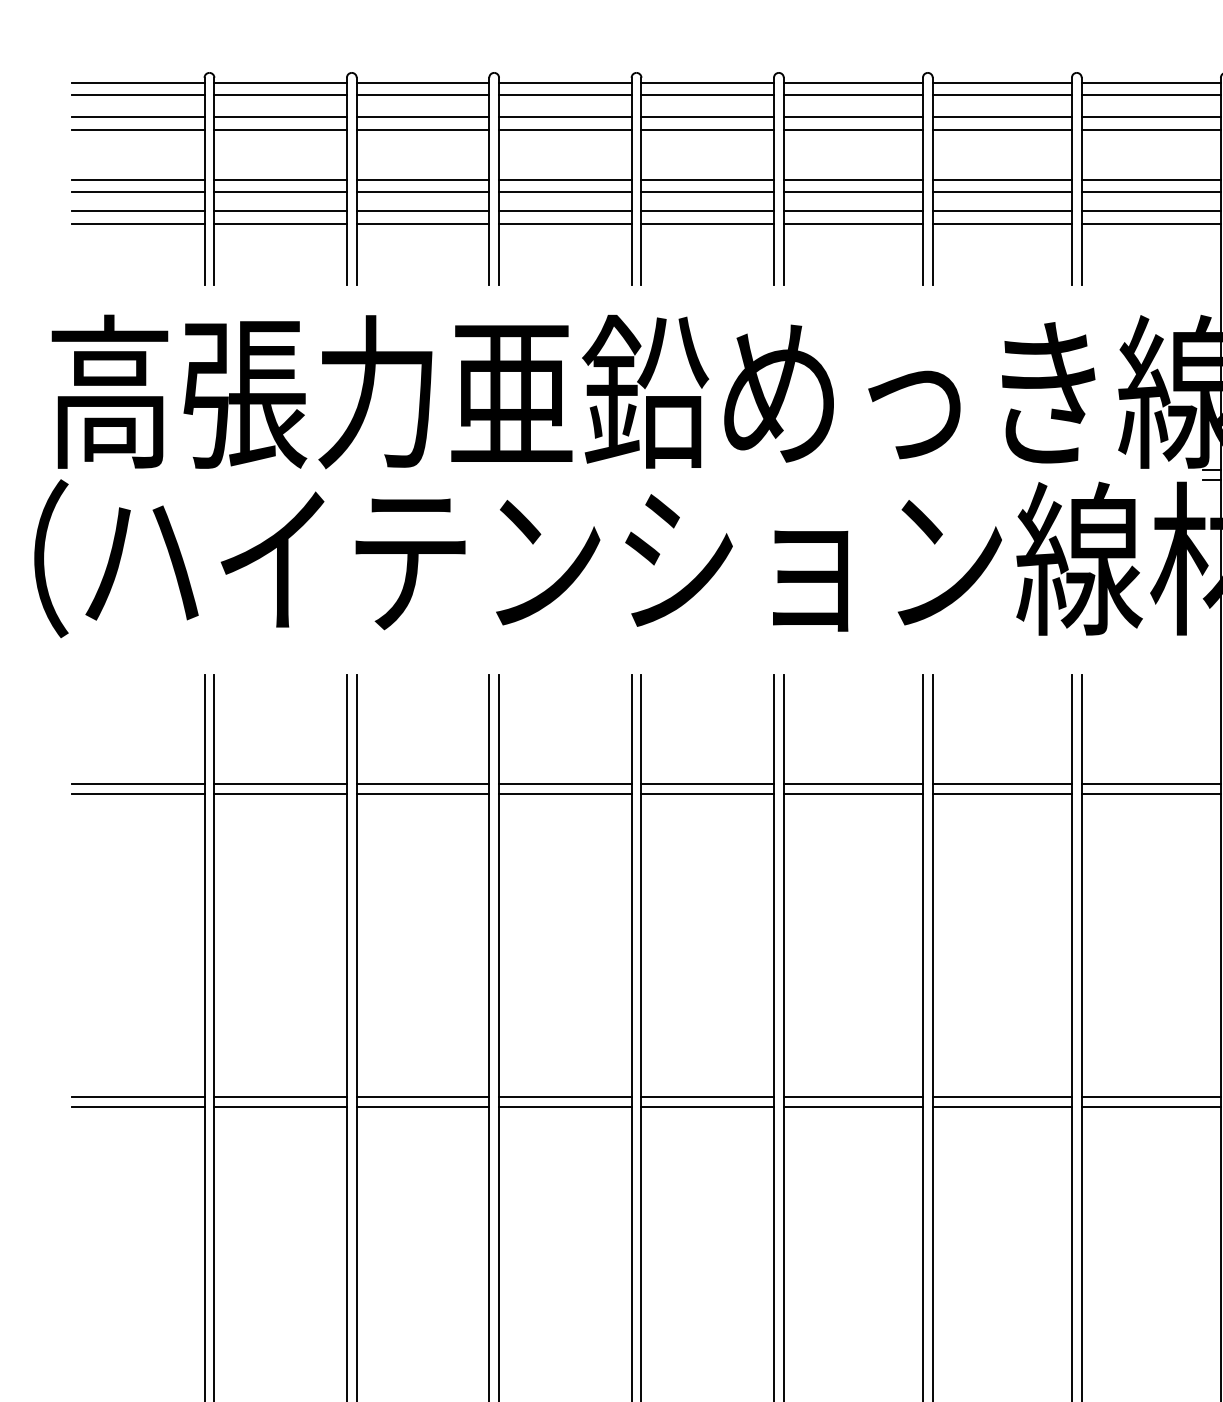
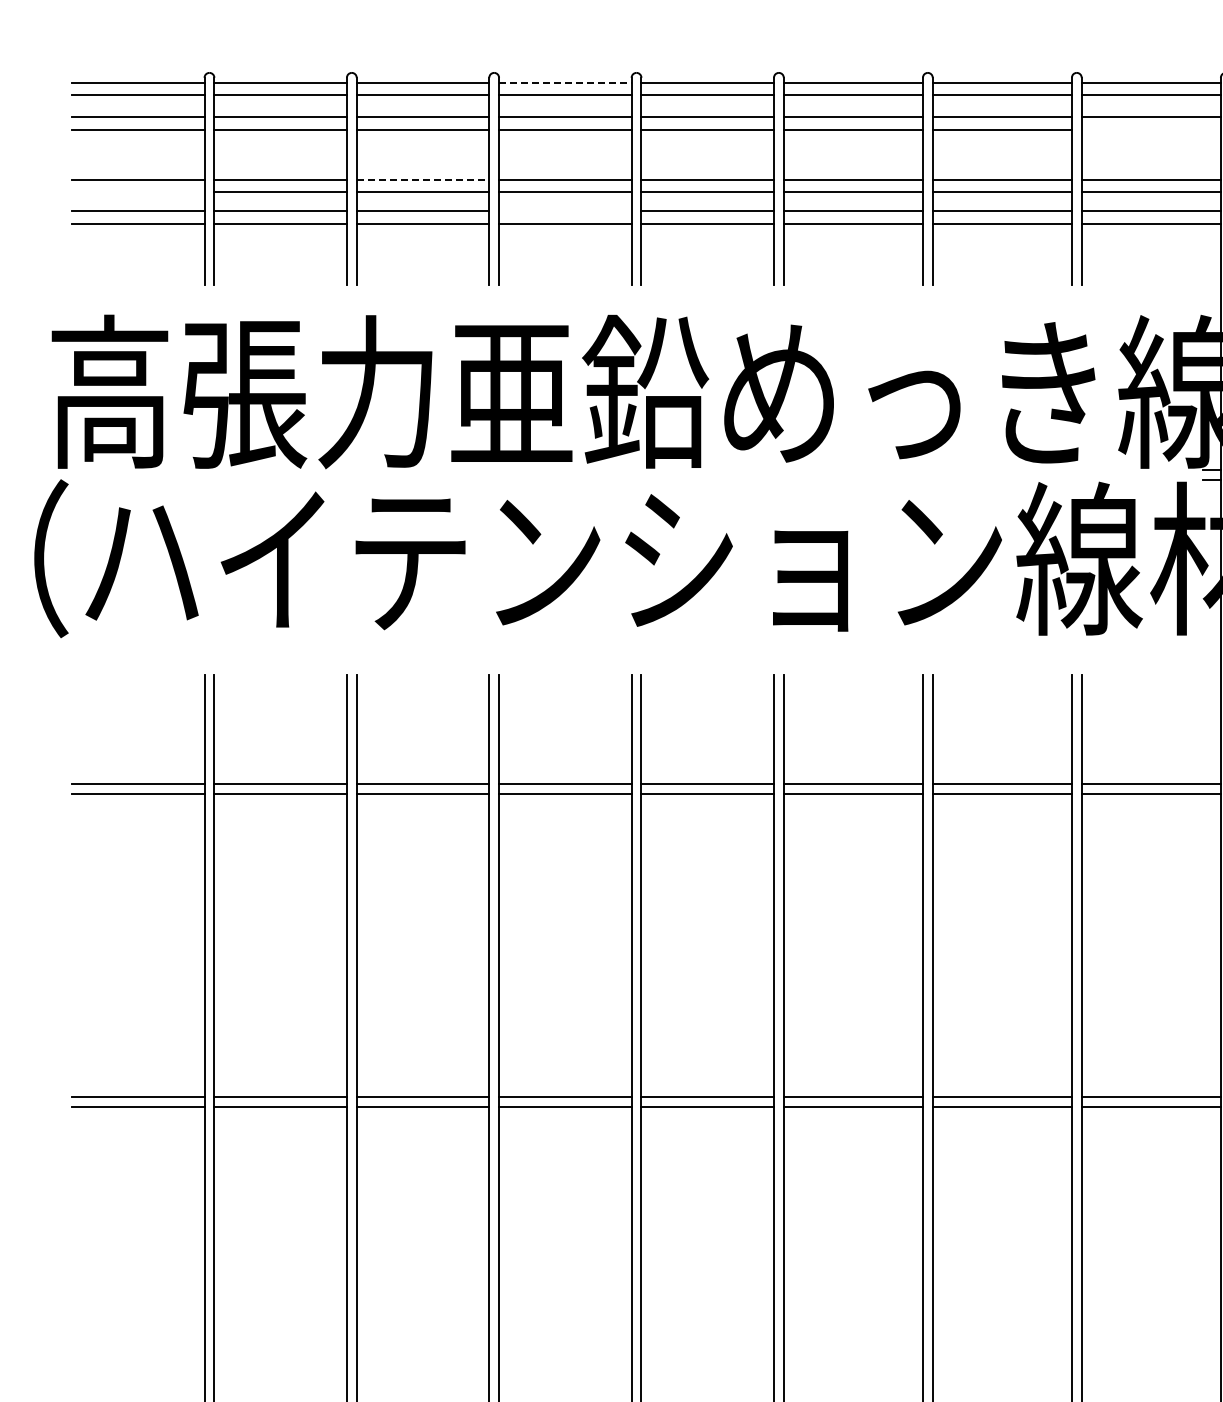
line: solid -> dashed (565, 82)
line: present -> none (1150, 129)
line: solid -> dashed (423, 179)
line: present -> none (138, 191)
line: present -> none (565, 211)
